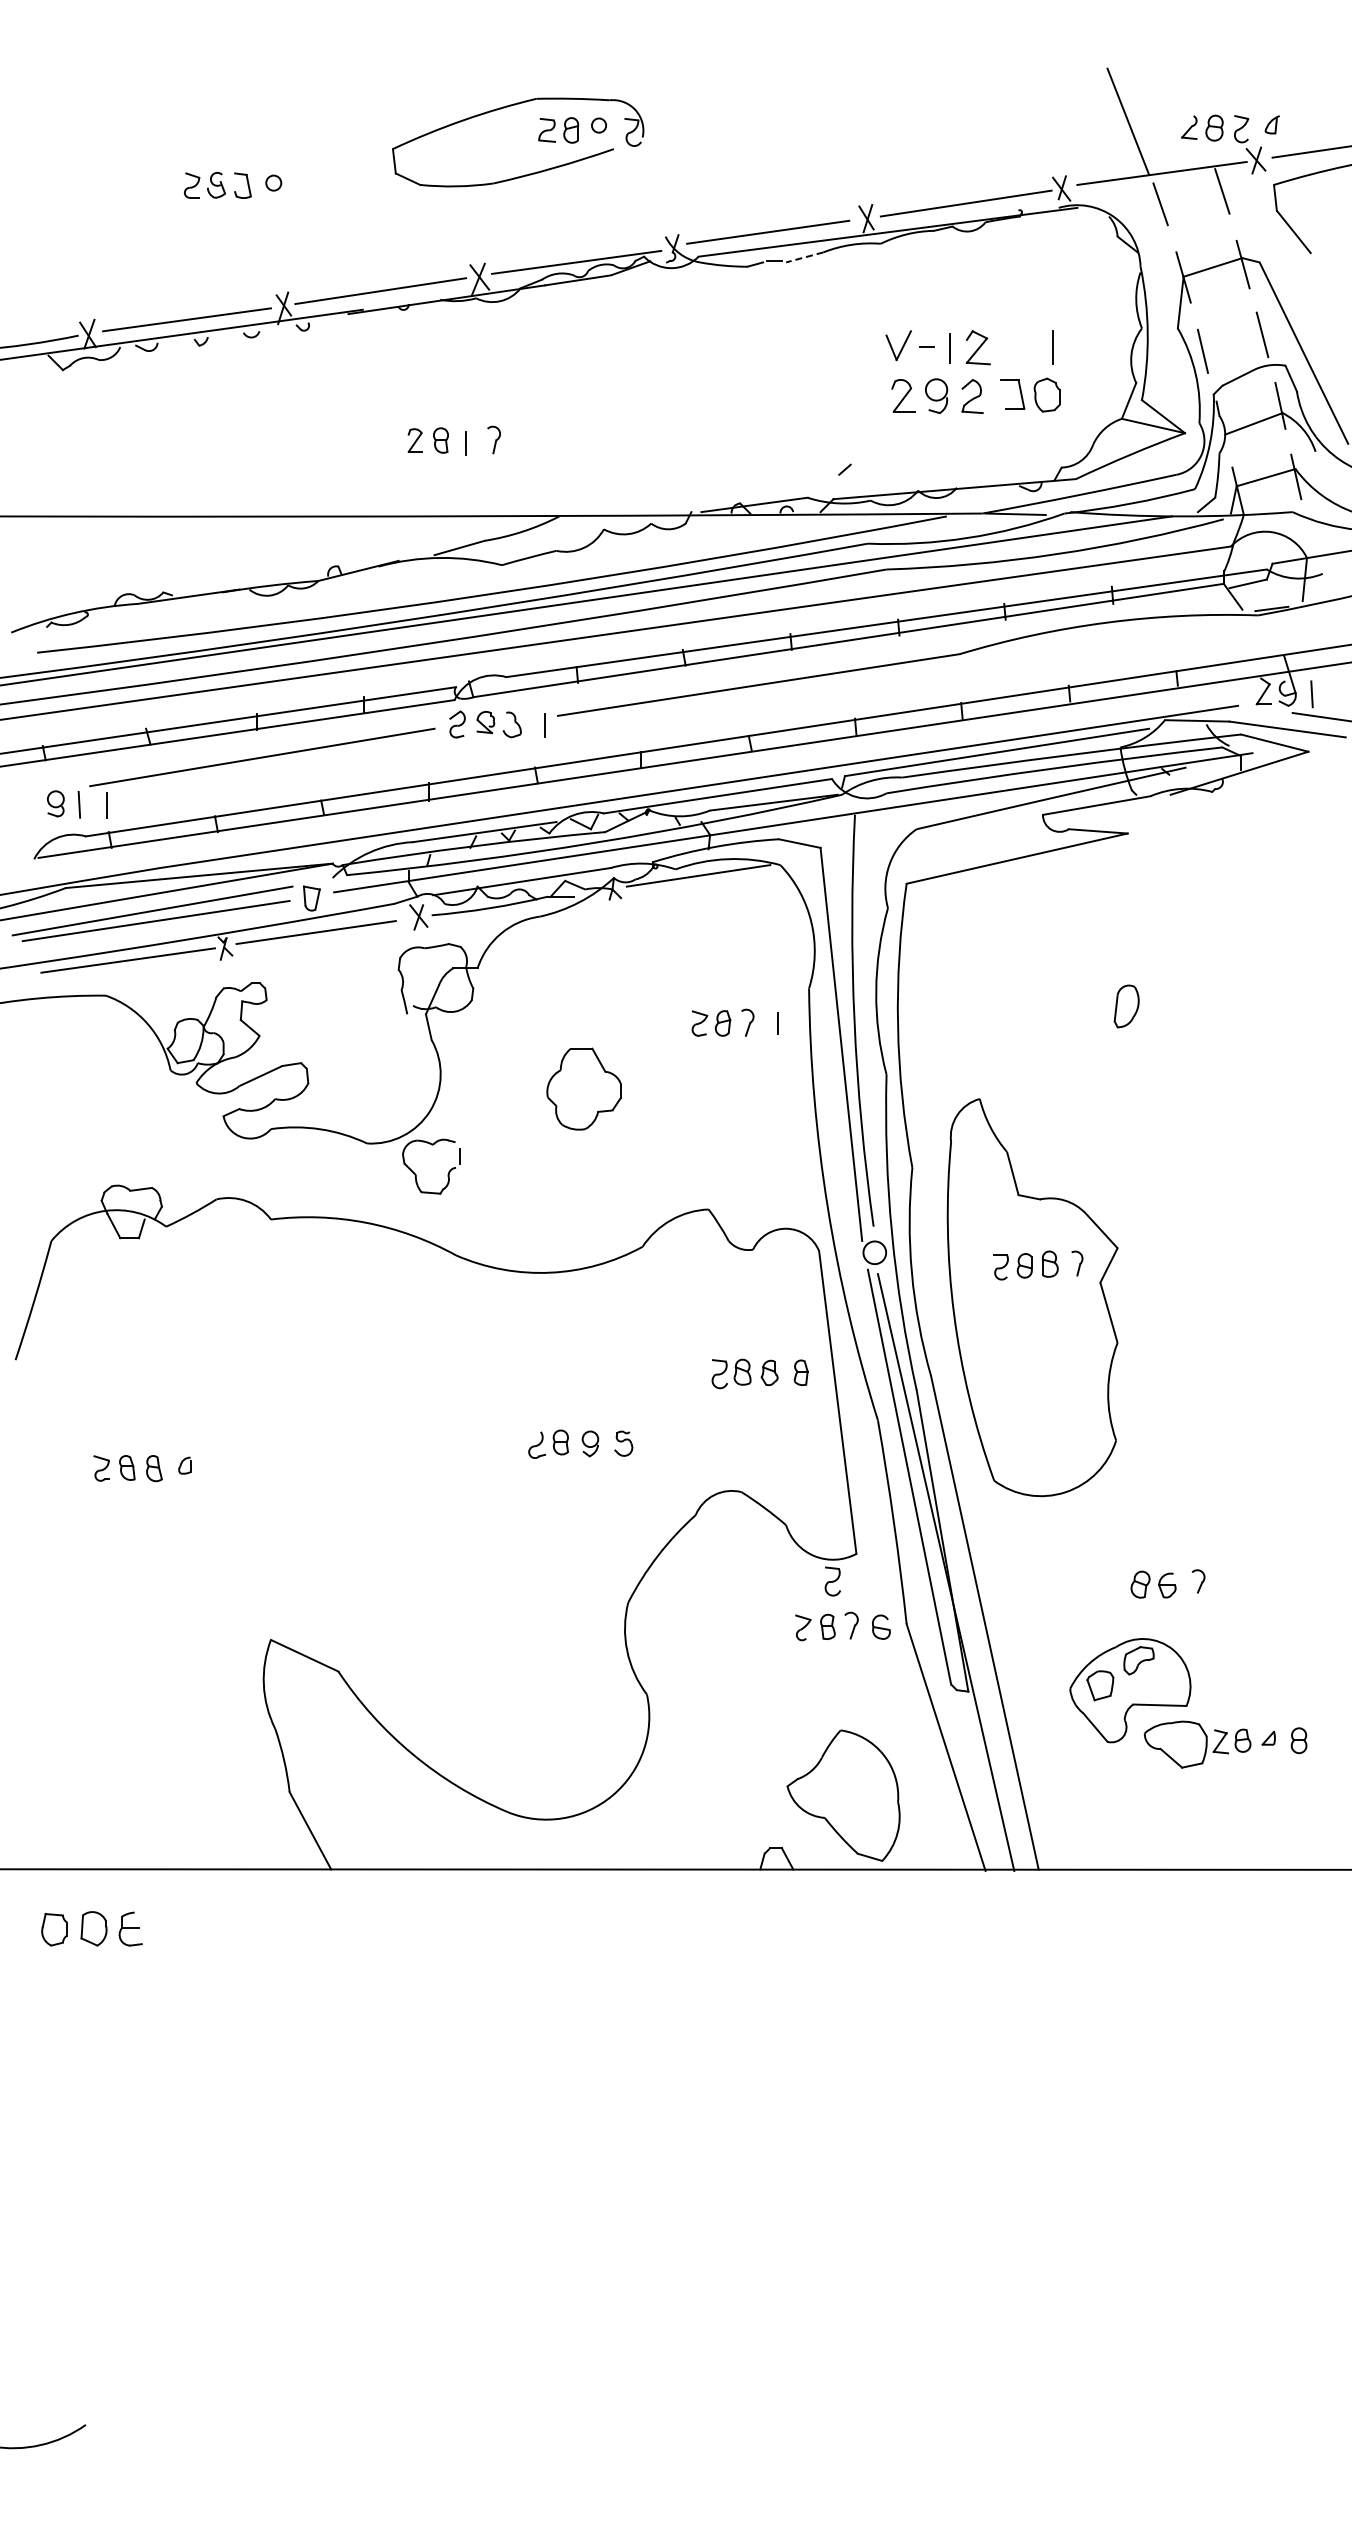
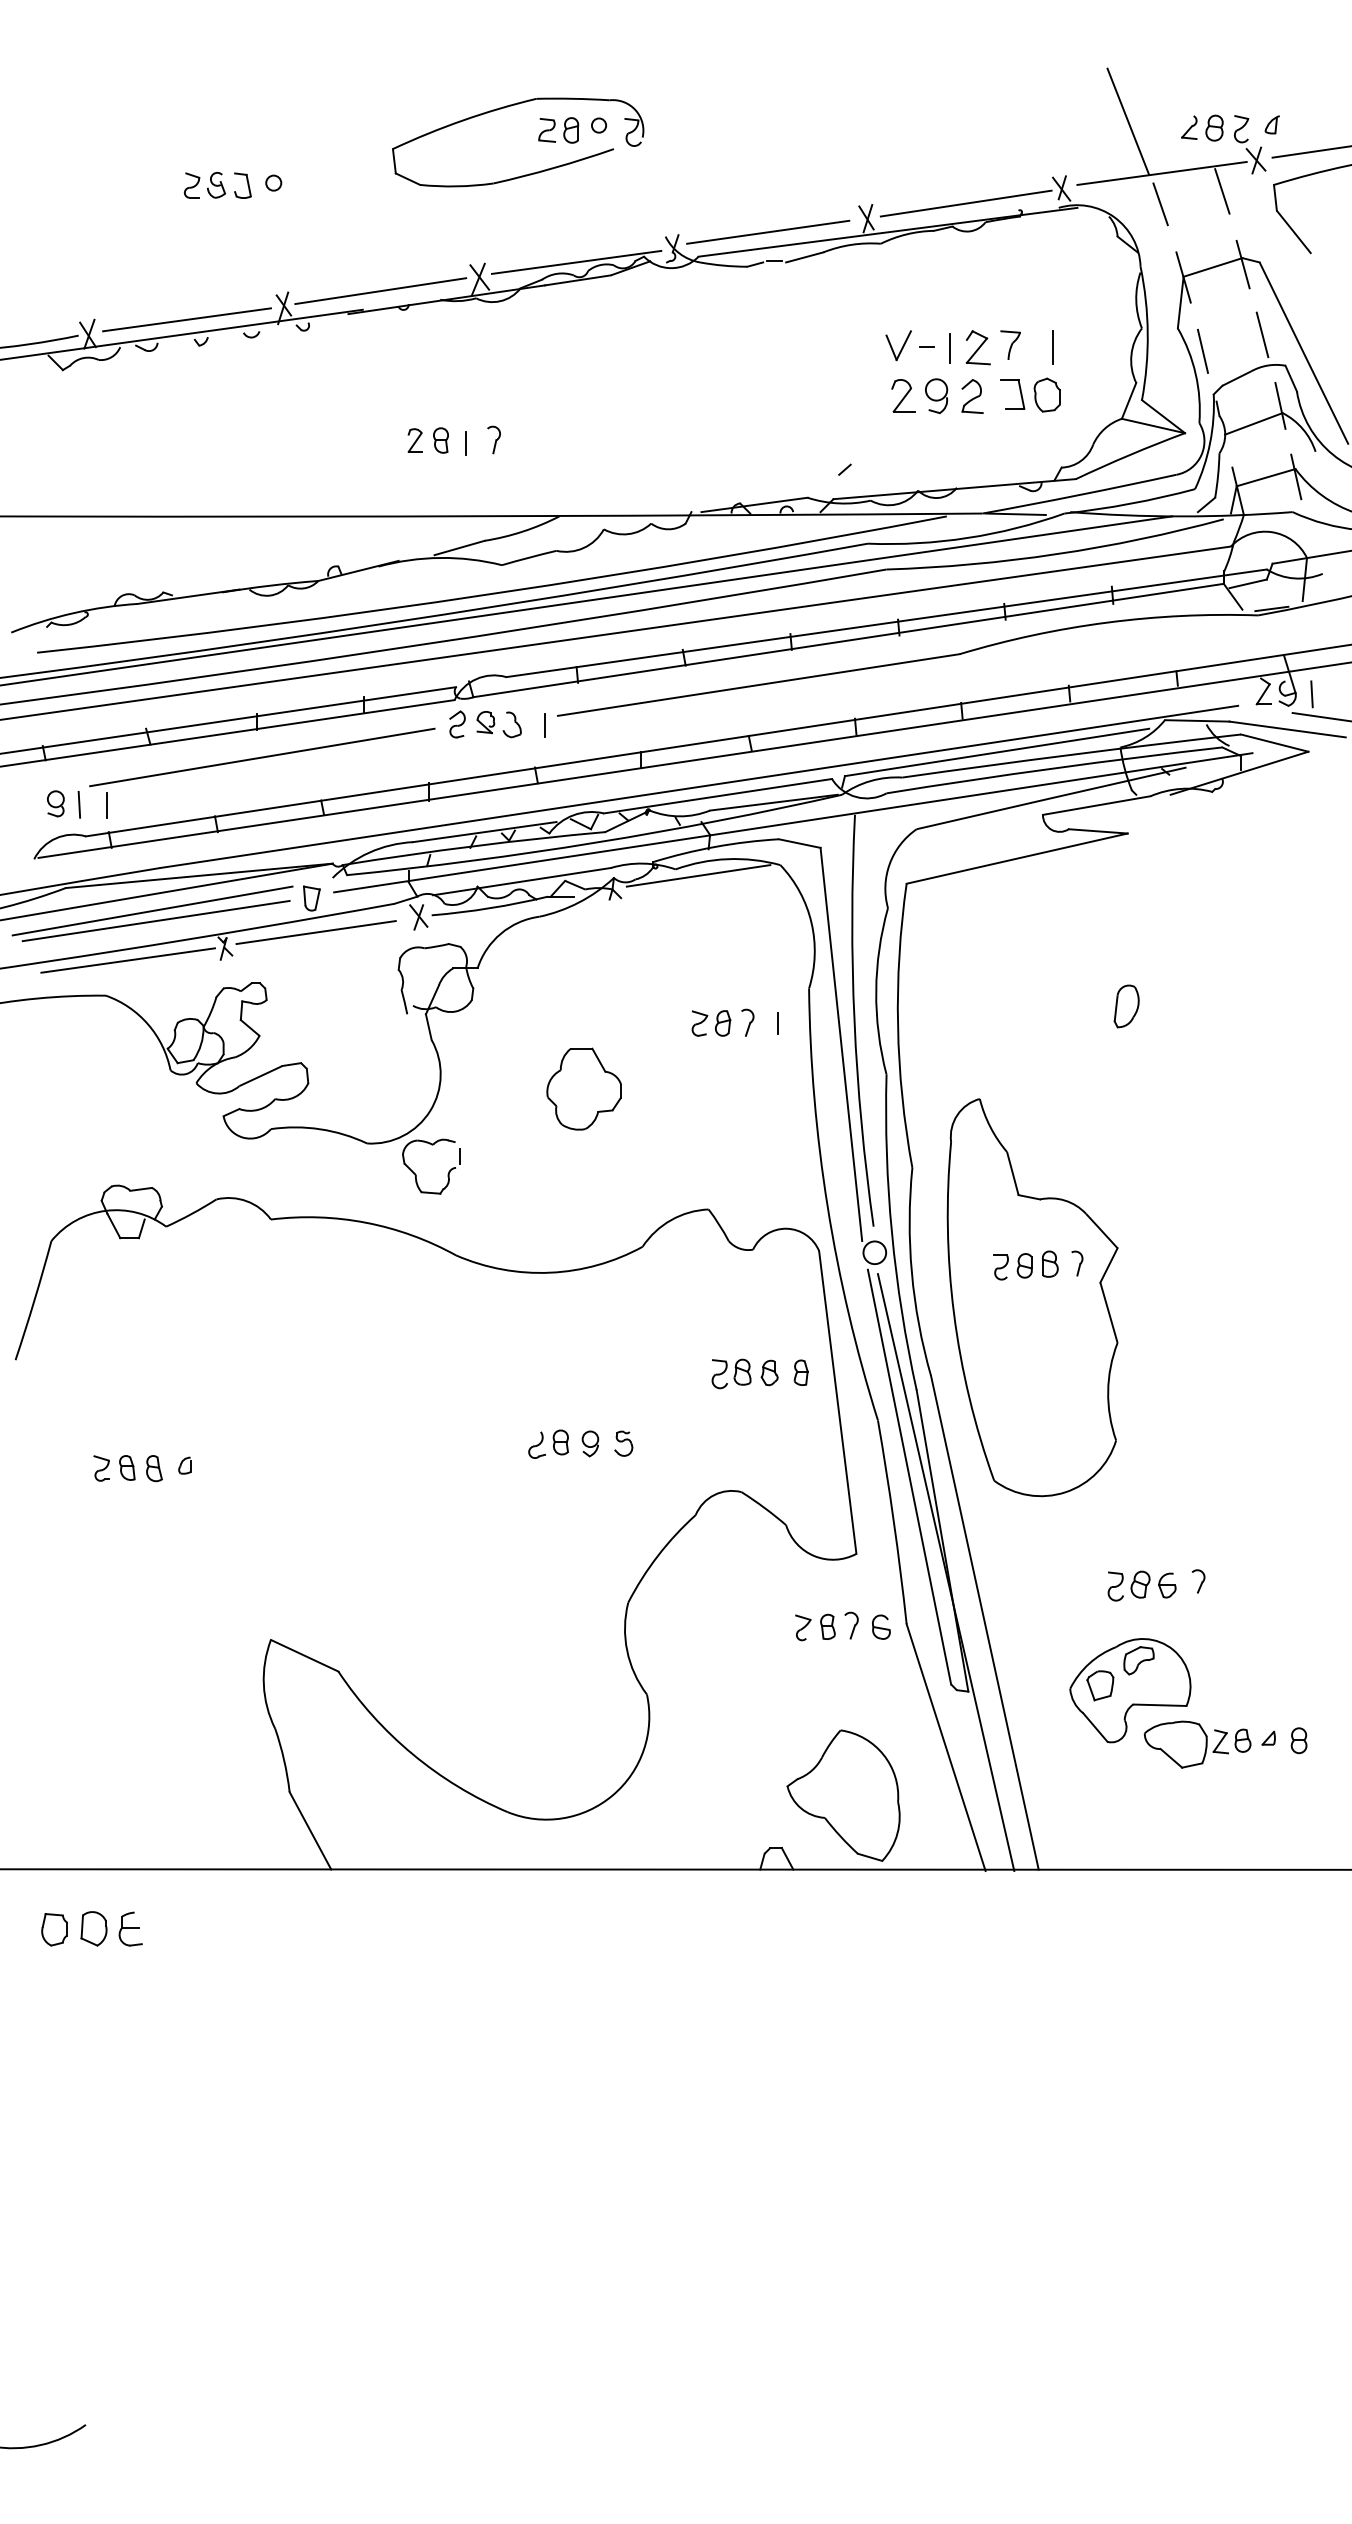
line: dashed -> solid (804, 257)
part: none -> present (1010, 344)
part position: (832, 1581) -> (1115, 1586) (1115, 1586)
